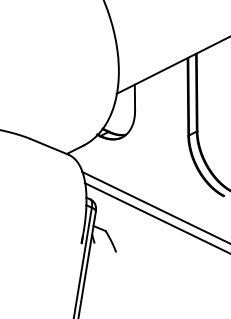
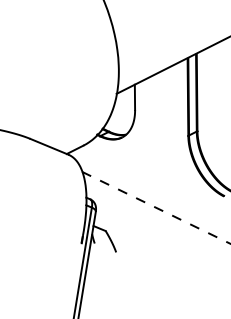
line: solid -> dashed (156, 208)
line: present -> none (155, 217)
